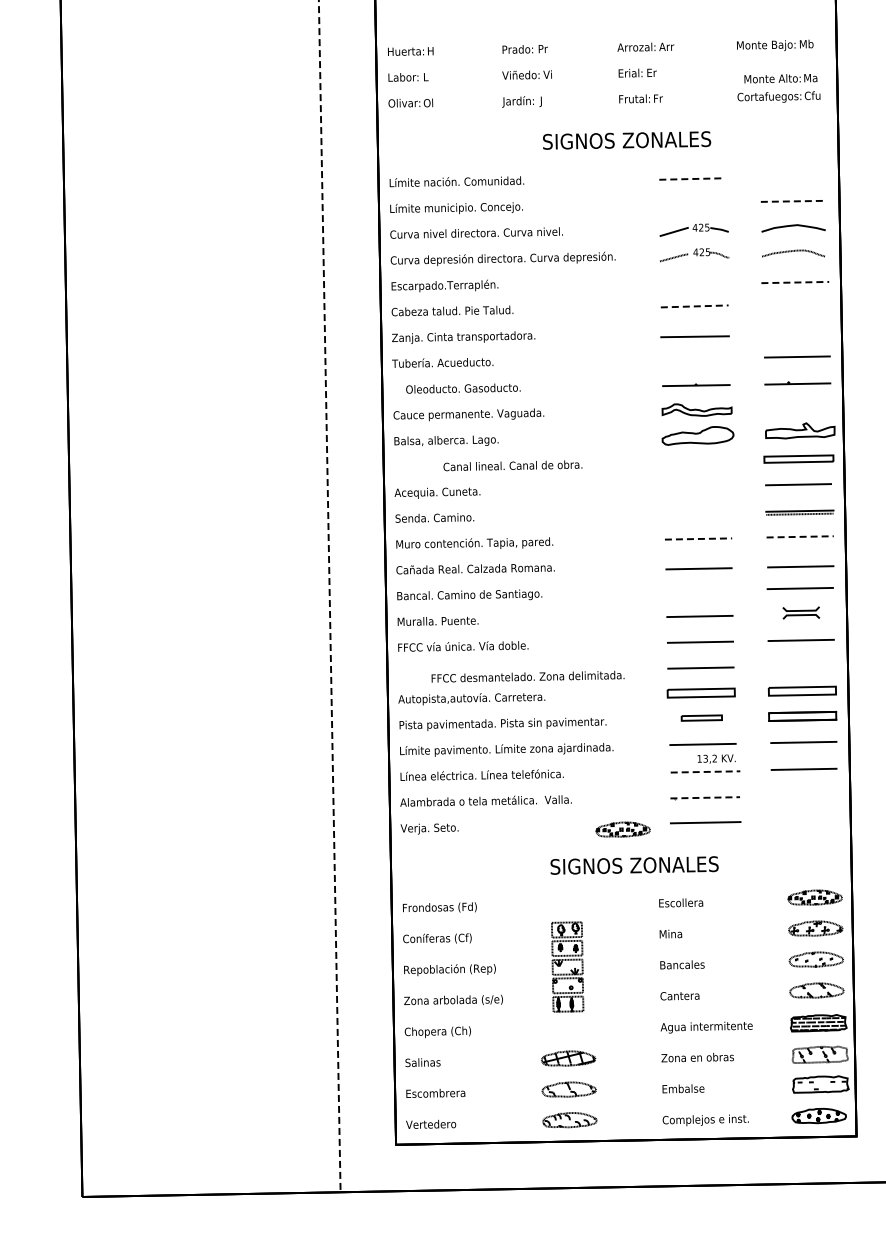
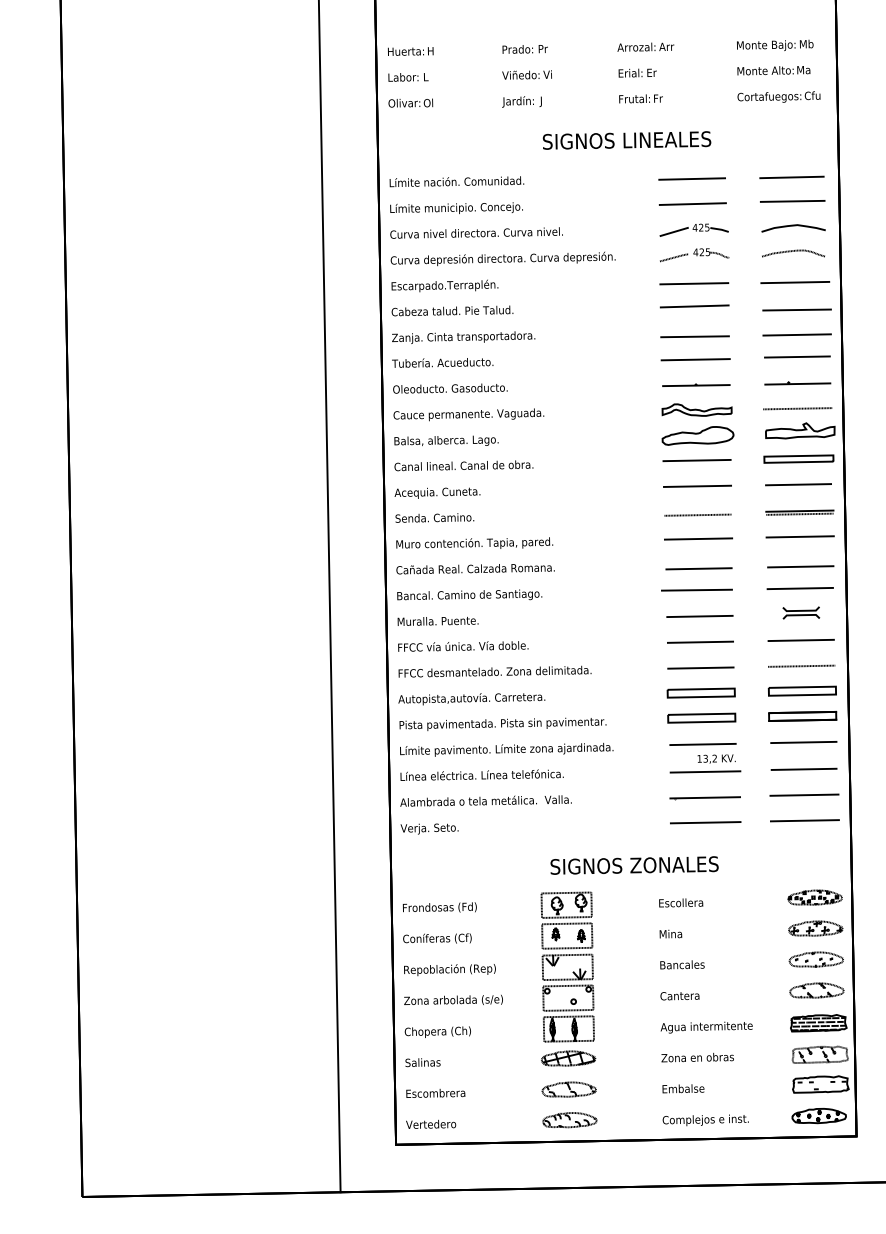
text position: (780, 78) -> (773, 70) (773, 70)
text: SIGNOS ZONALES -> SIGNOS LINEALES (626, 140)
line: none -> present (791, 177)
line: dashed -> solid (692, 179)
line: dashed -> solid (792, 201)
line: none -> present (692, 203)
line: dashed -> solid (795, 282)
line: none -> present (694, 283)
line: dashed -> solid (694, 306)
line: none -> present (796, 309)
line: none -> present (796, 334)
line: none -> present (695, 359)
text position: (463, 388) -> (450, 388) (450, 388)
line: none -> present (797, 408)
line: none -> present (696, 460)
text position: (512, 465) -> (463, 465) (463, 465)
line: none -> present (697, 485)
line: none -> present (697, 514)
line: dashed -> solid (800, 536)
line: dashed -> solid (698, 539)
line: none -> present (696, 589)
line: dashed -> solid (329, 596)
line: none -> present (801, 665)
text position: (527, 676) -> (494, 671) (494, 671)
part size: 43x8 px -> 70x12 px (701, 717)
line: dashed -> solid (705, 771)
line: none -> present (804, 794)
line: dashed -> solid (705, 797)
line: none -> present (804, 820)
part: present -> none (622, 829)
part size: 34x92 px -> 55x152 px (567, 966)
